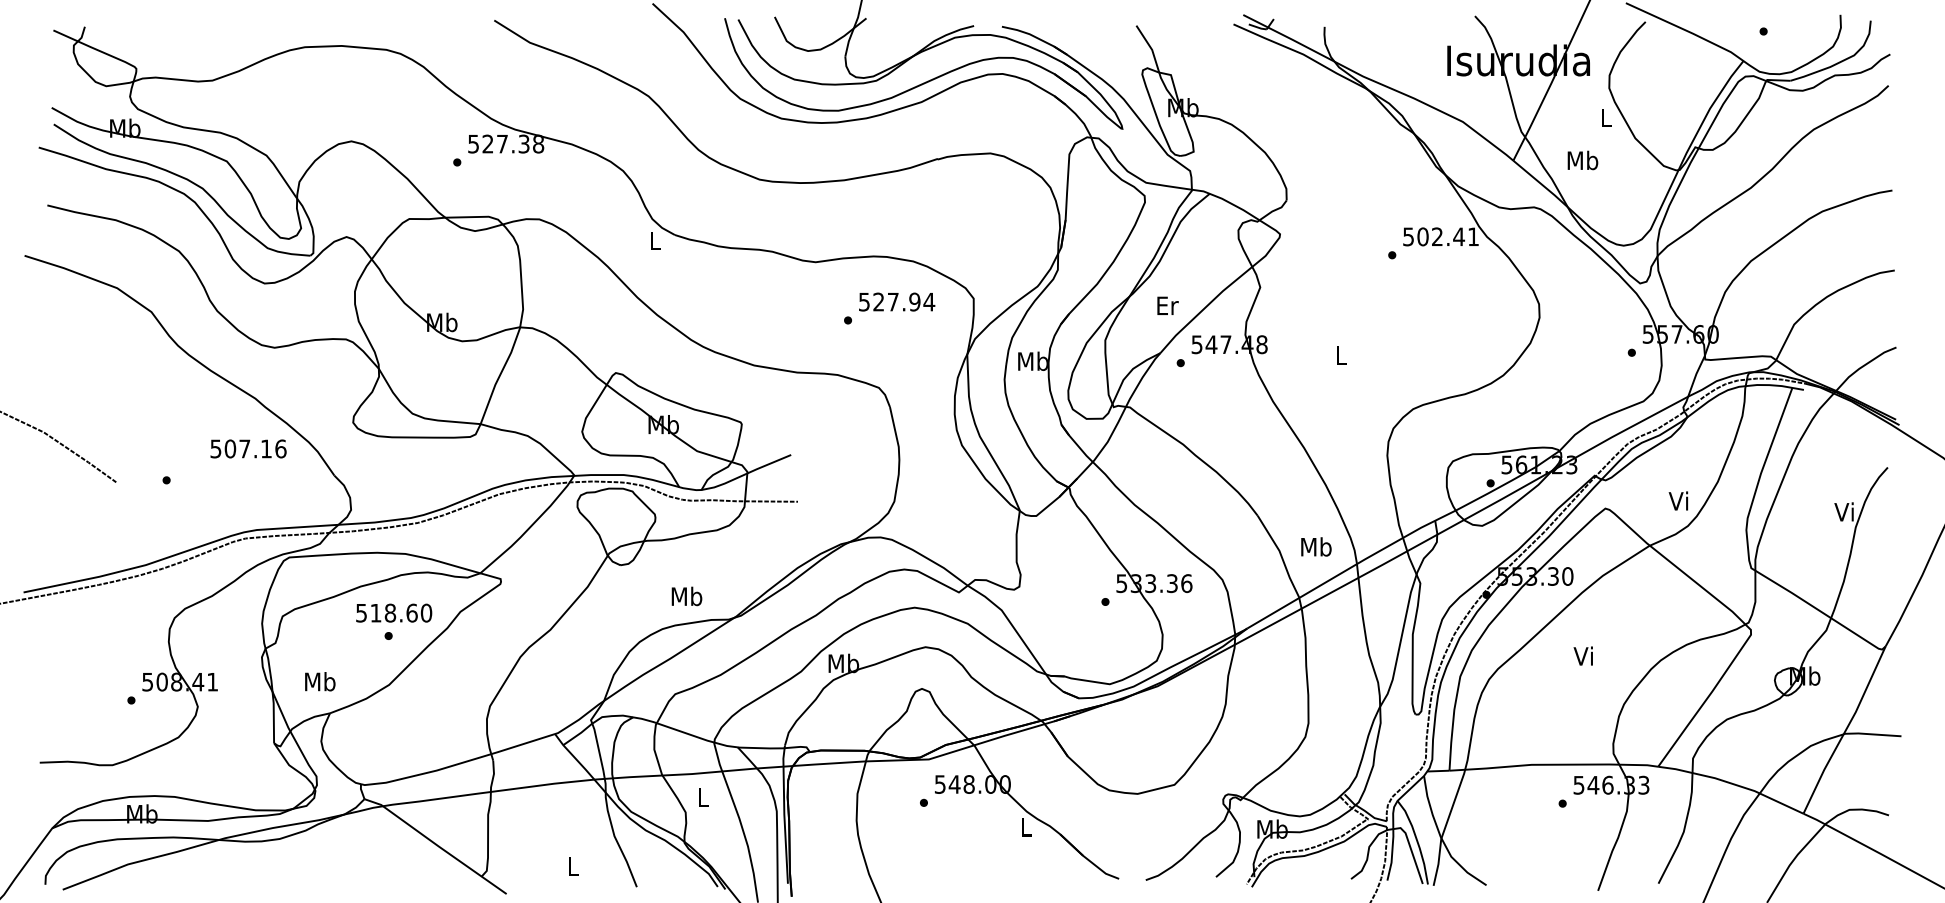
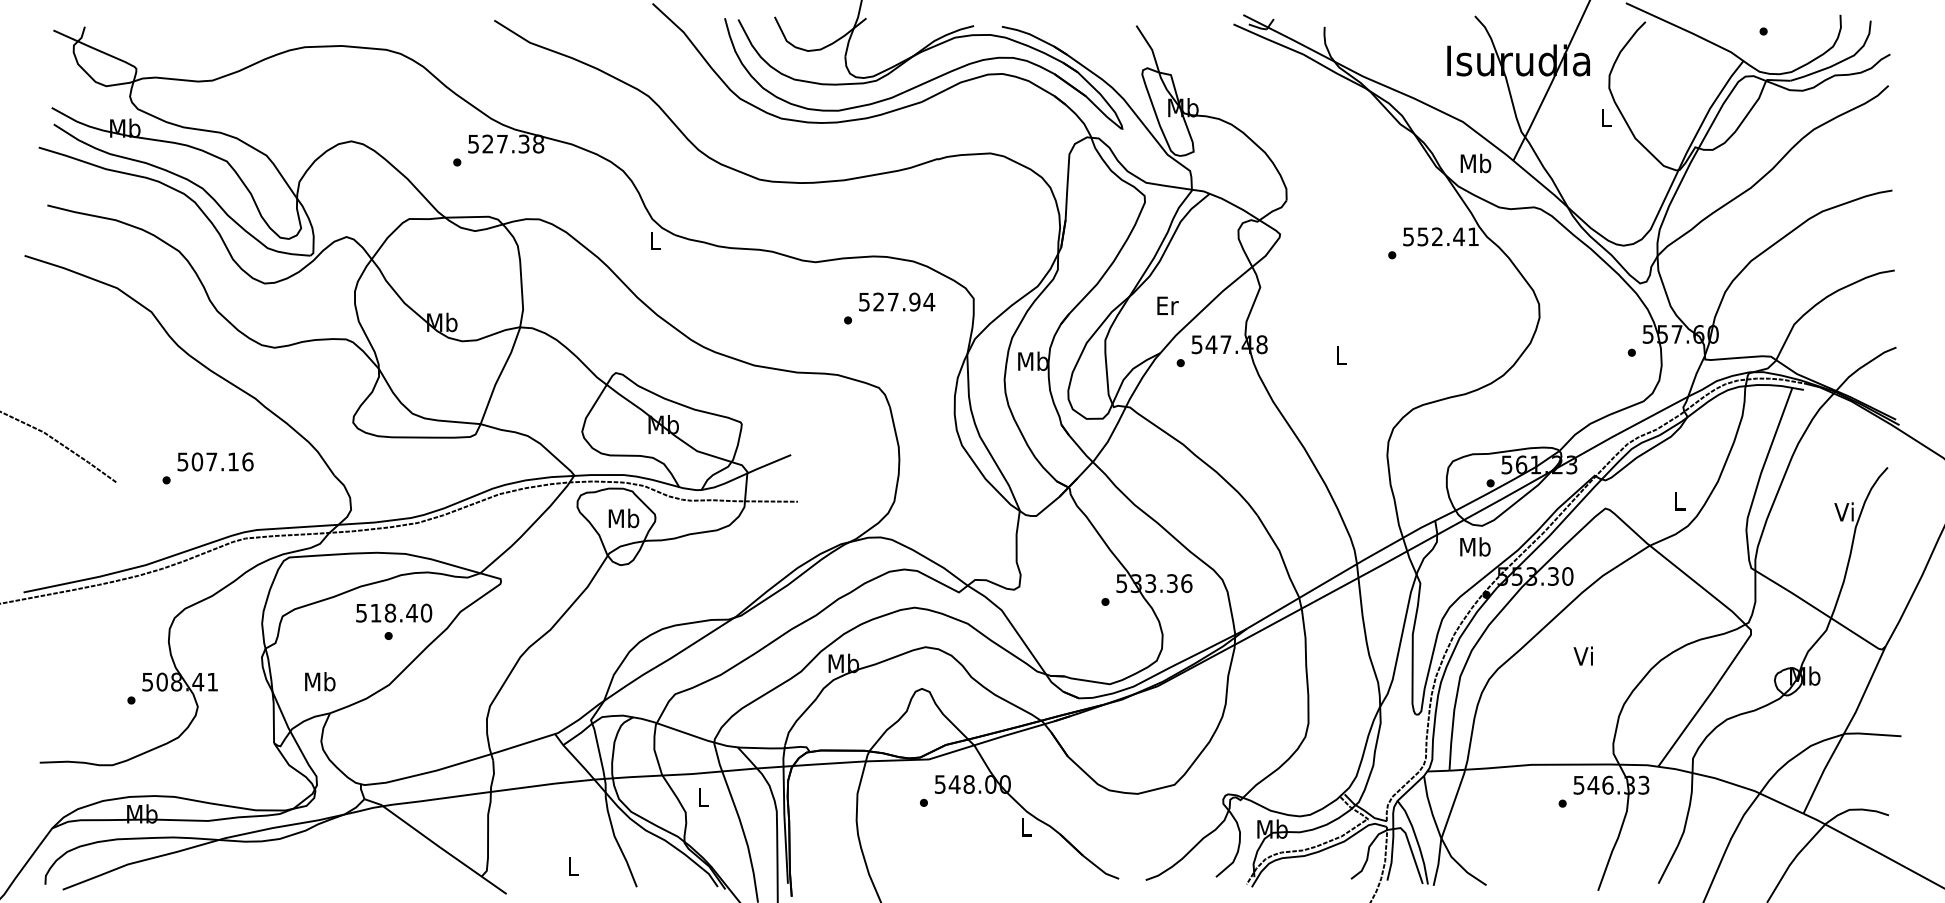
text position: (1582, 160) -> (1475, 163) (1475, 163)
text: 502.41 -> 552.41 (1422, 236)
text position: (248, 448) -> (215, 461) (215, 461)
text: Vi -> L (1678, 500)
text position: (1316, 546) -> (1475, 546) (1475, 546)
text position: (686, 596) -> (623, 518) (623, 518)
text: 518.60 -> 518.40 (411, 612)
